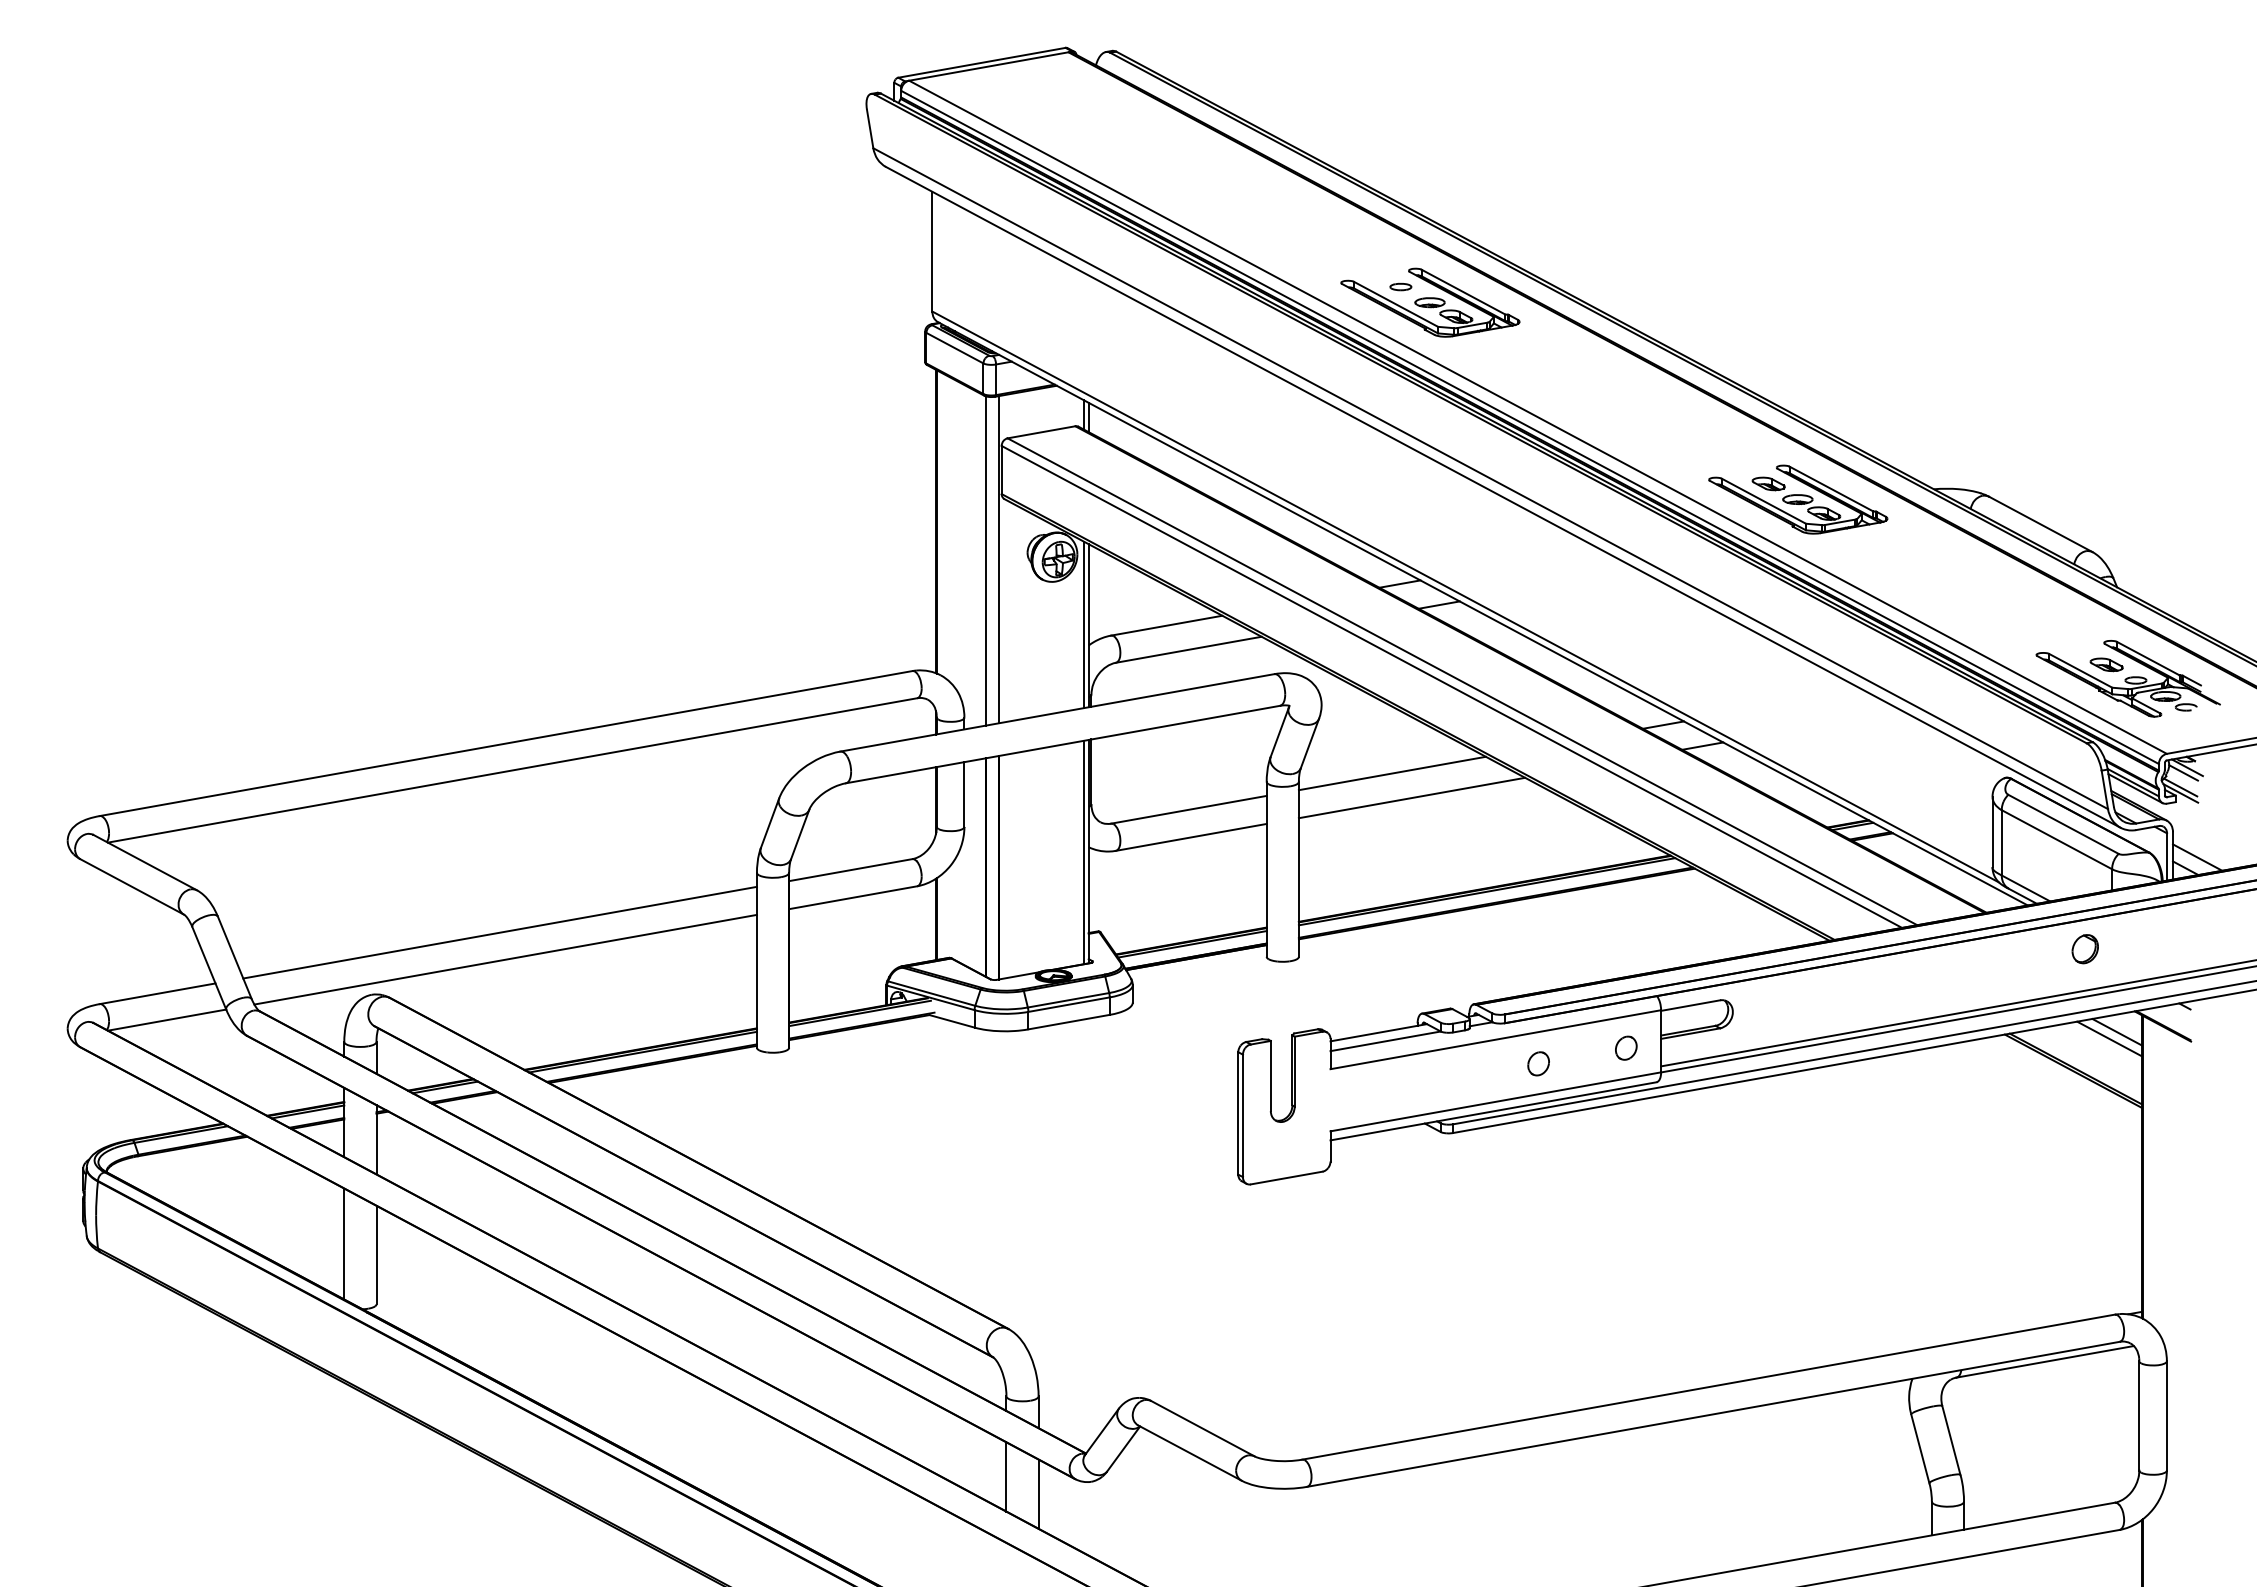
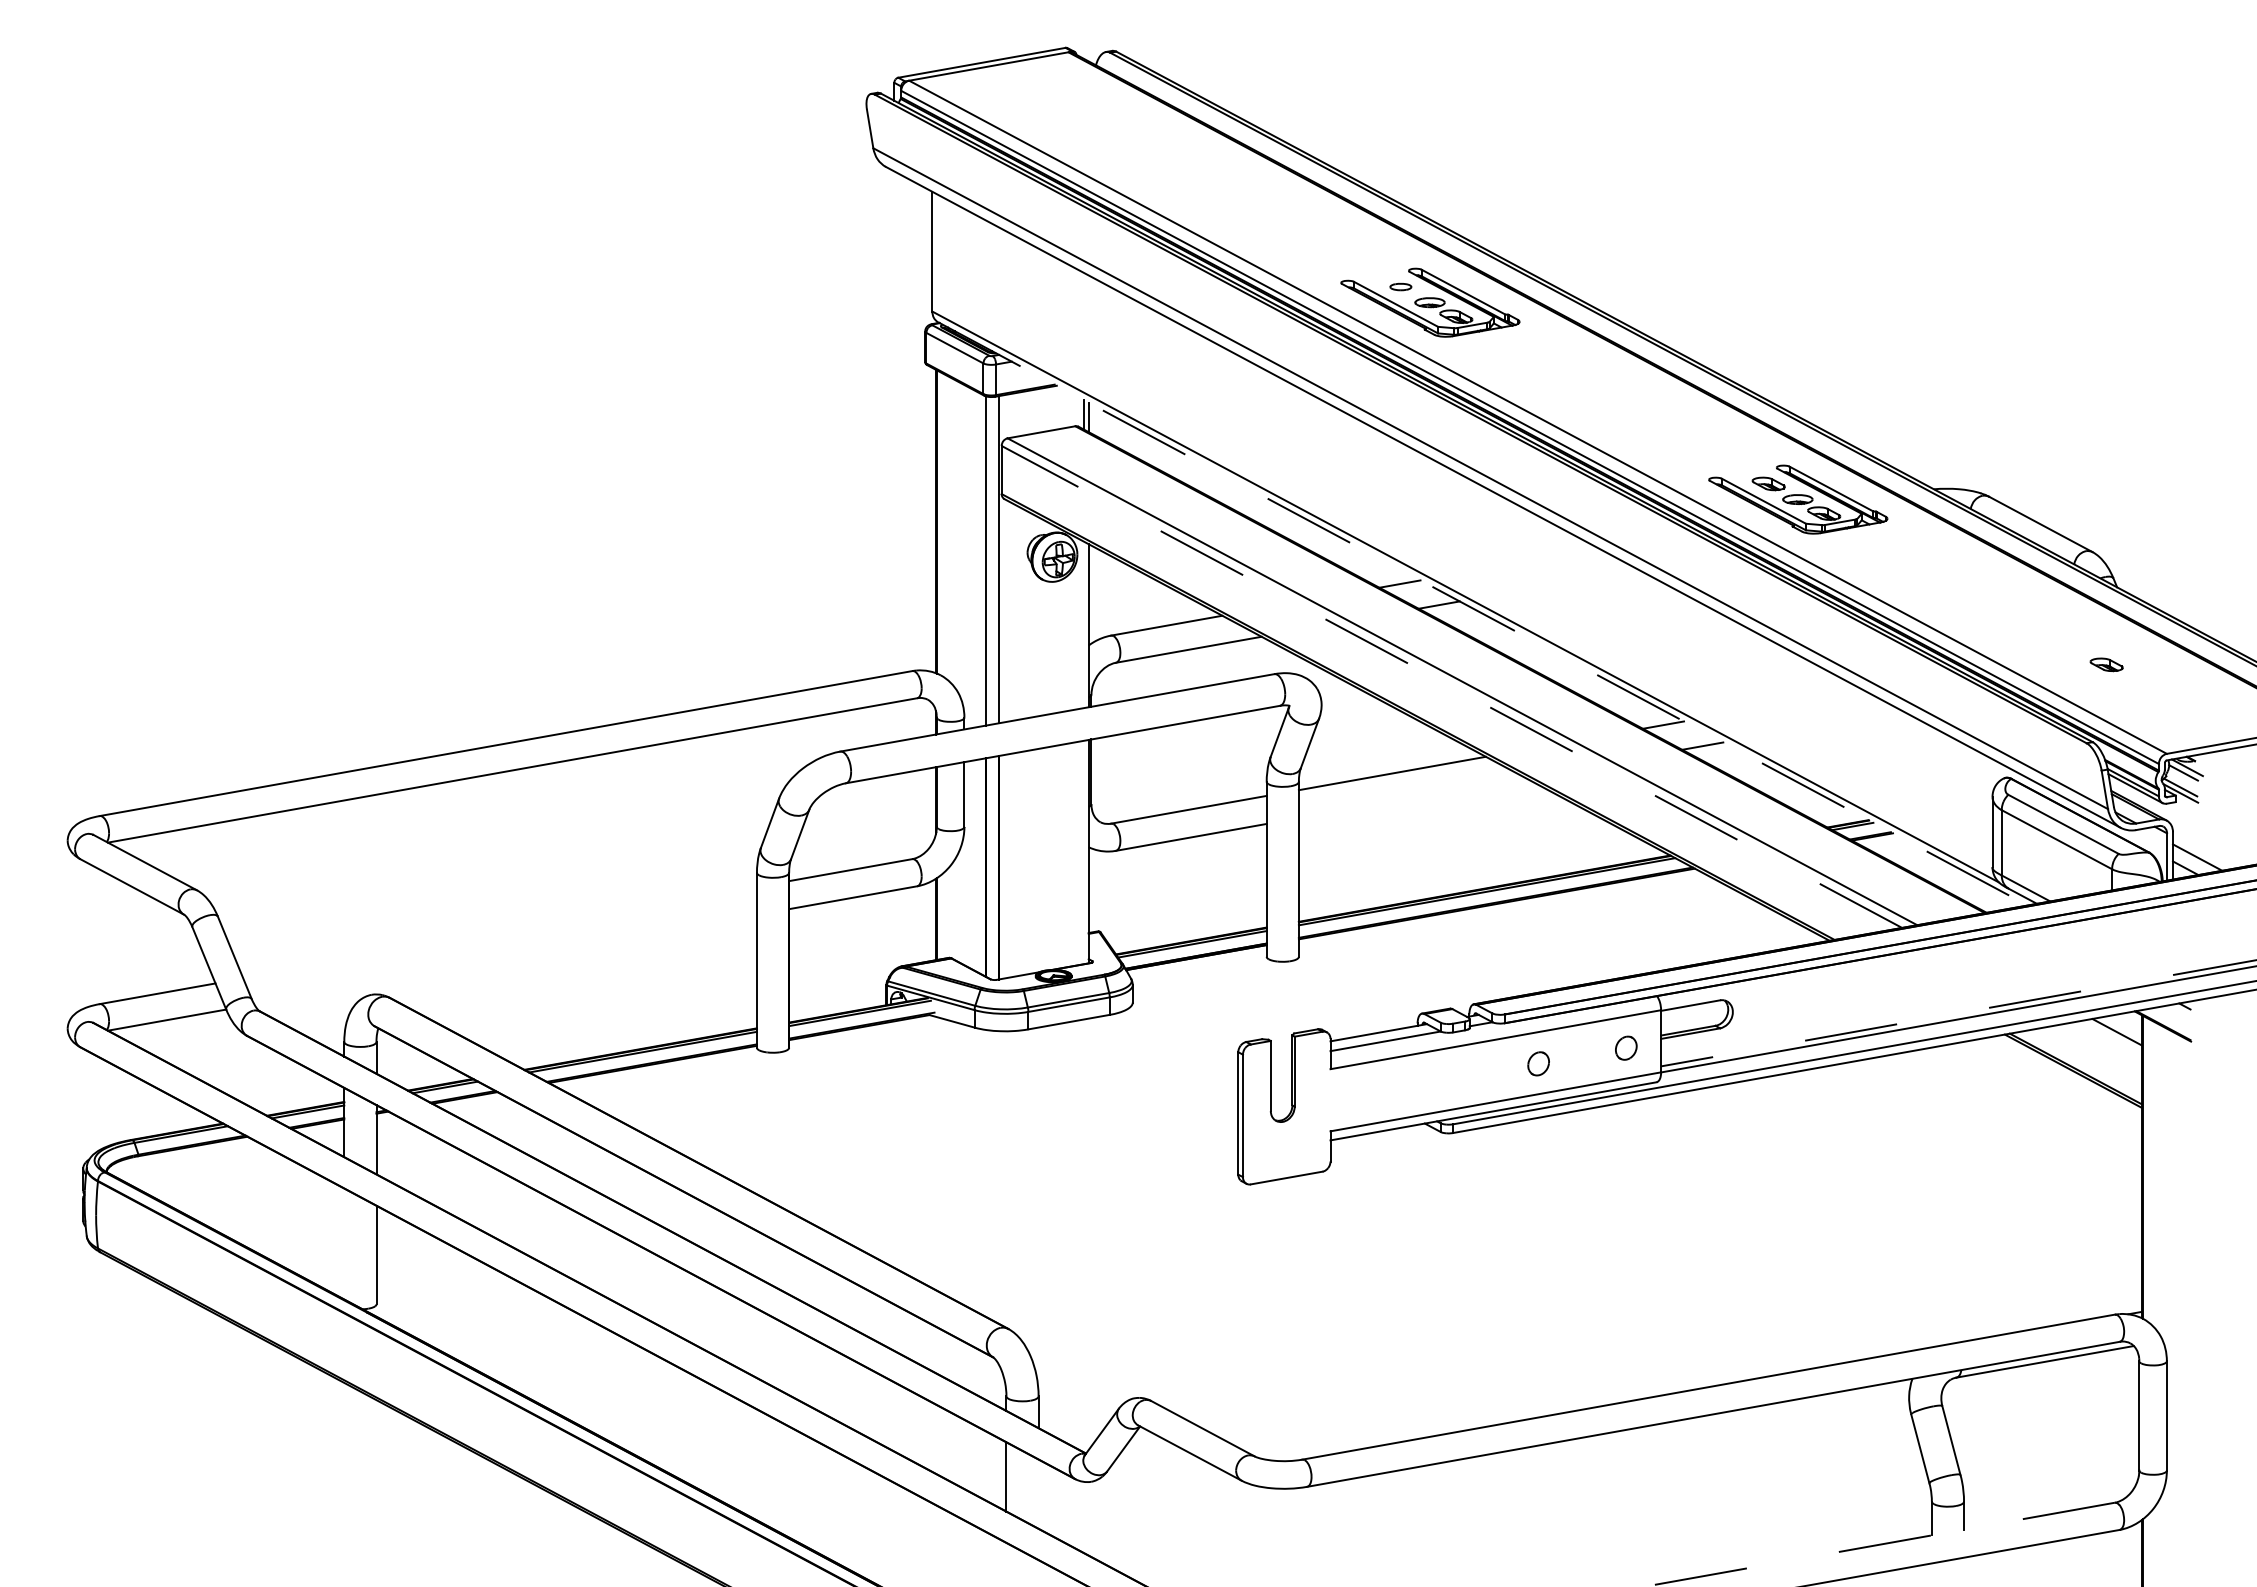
line: solid -> dashed (1483, 613)
line: present -> none (1084, 624)
part: present -> none (2127, 678)
line: solid -> dashed (1451, 686)
line: present -> none (1411, 797)
line: present -> none (1084, 852)
line: present -> none (499, 932)
part: present -> none (2084, 949)
line: present -> none (505, 959)
line: solid -> dashed (1958, 1013)
line: present -> none (2109, 1038)
line: present -> none (344, 1243)
line: present -> none (1038, 1493)
line: solid -> dashed (1878, 1544)
